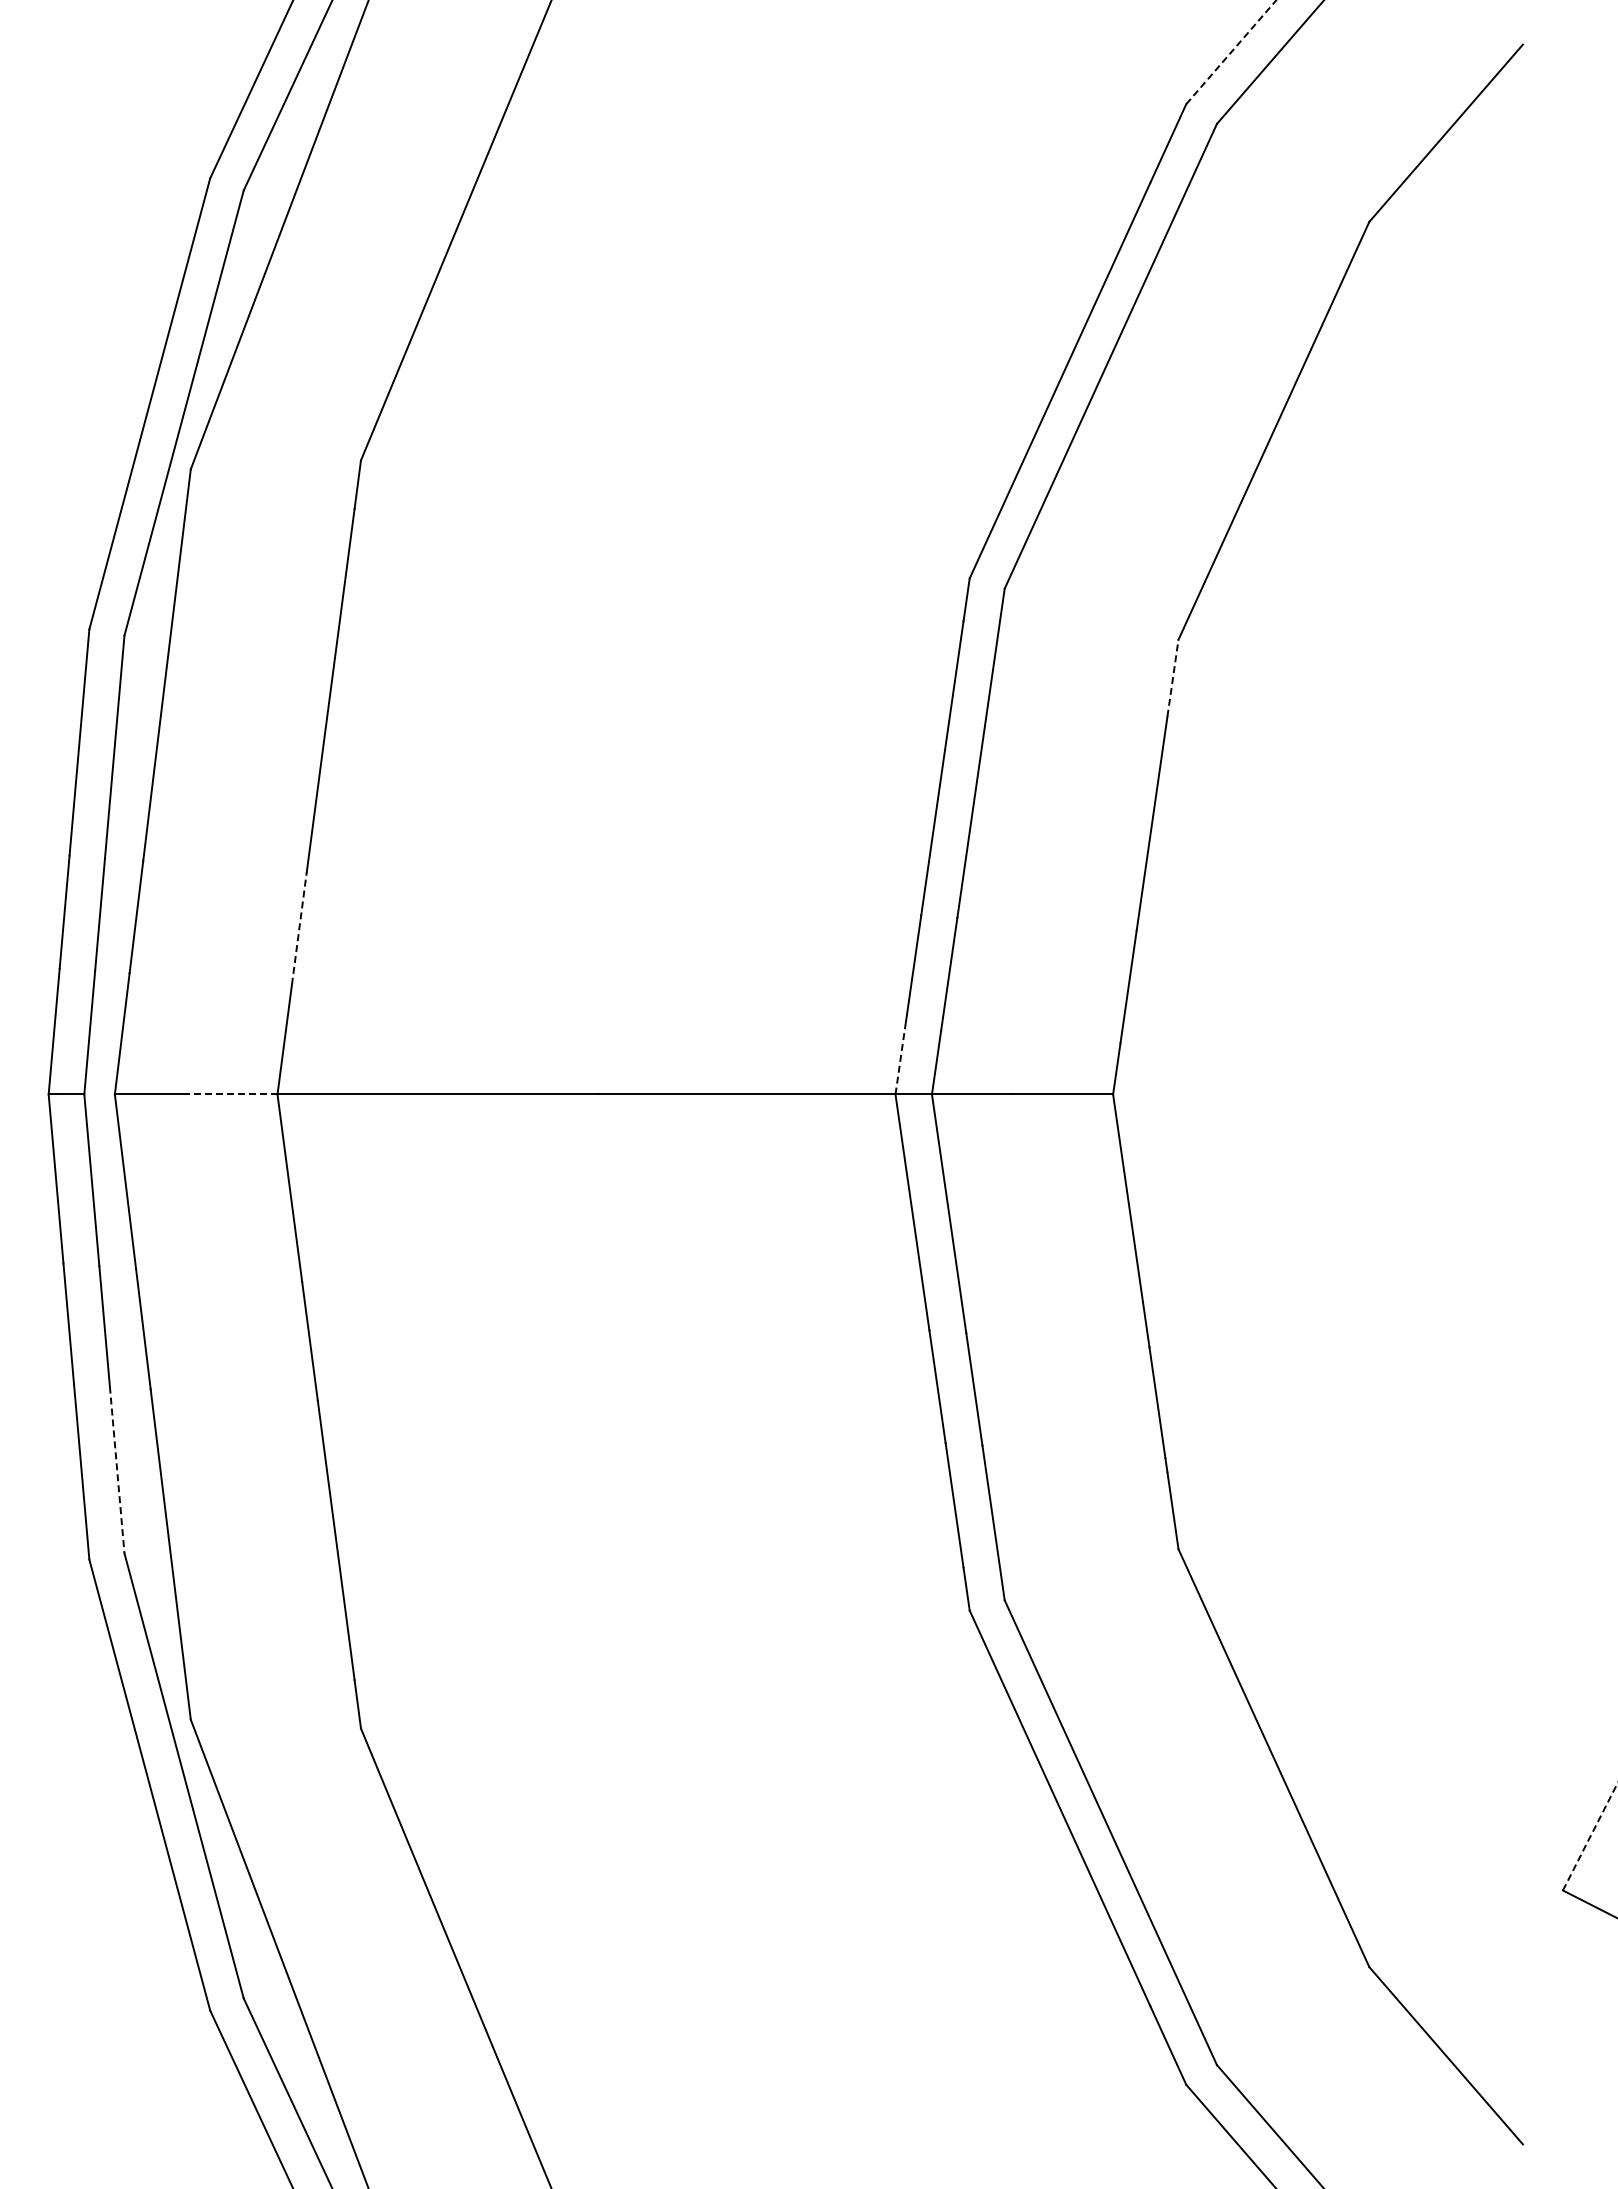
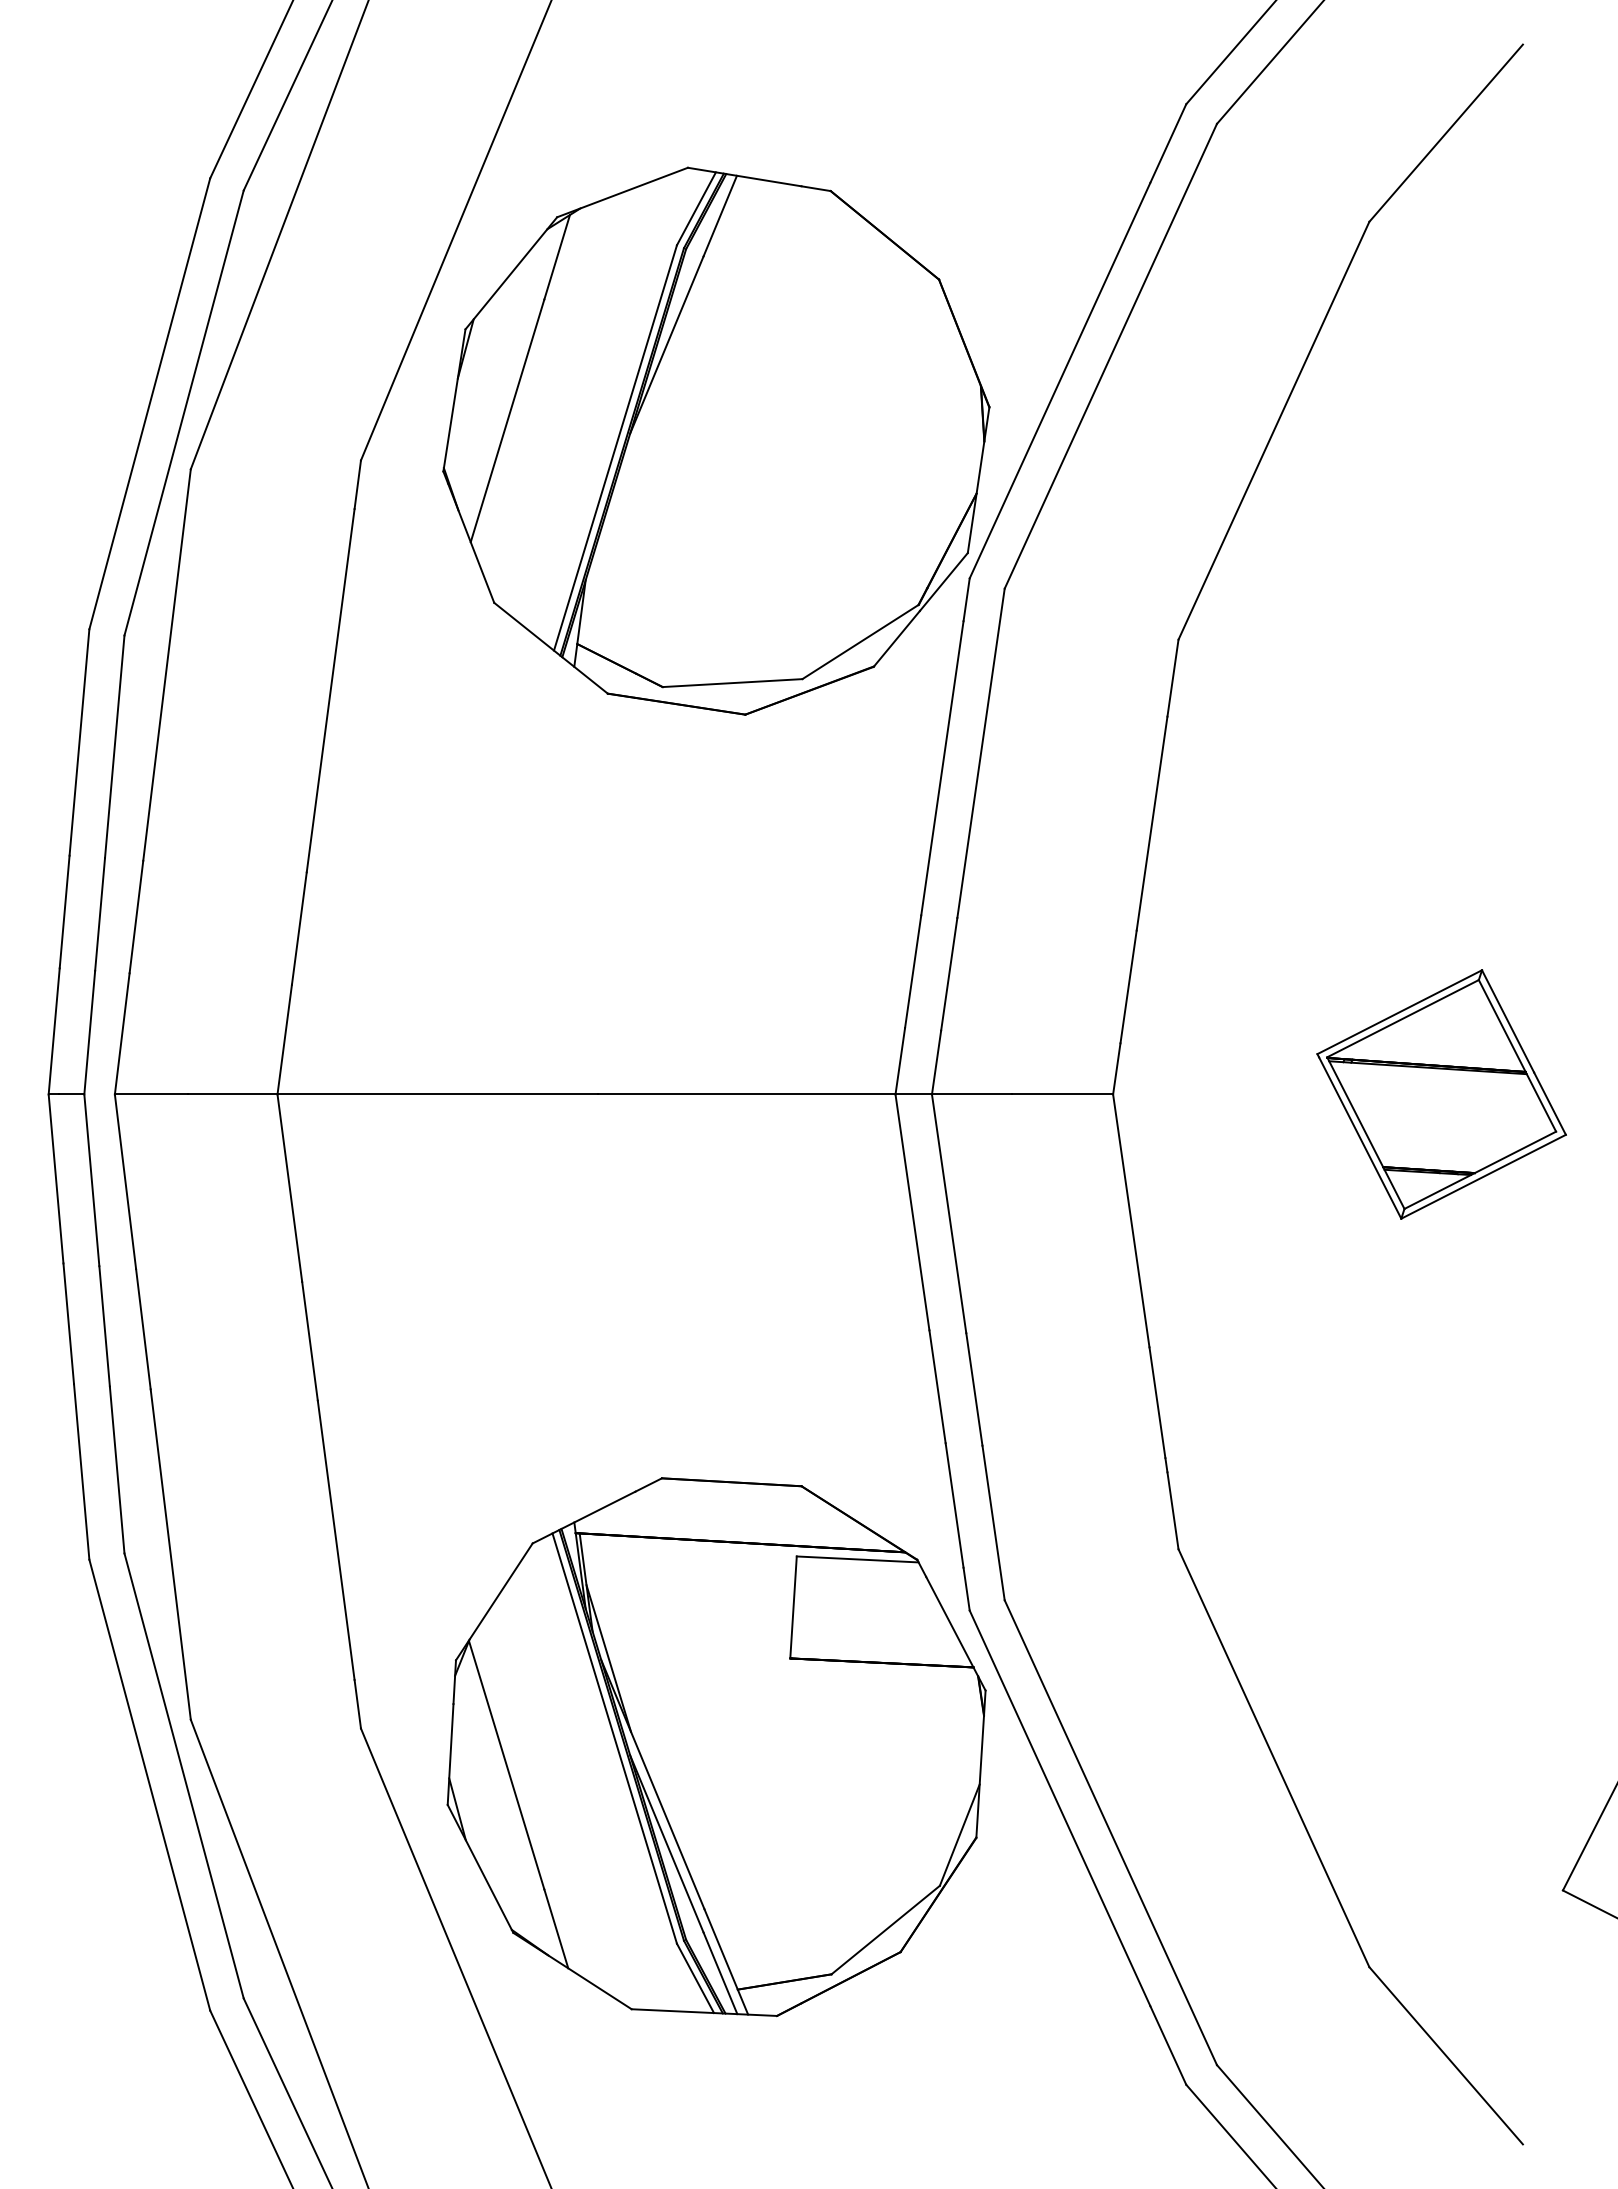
line: dashed -> solid (1231, 52)
part: none -> present (716, 440)
line: dashed -> solid (1172, 678)
line: dashed -> solid (299, 928)
line: dashed -> solid (900, 1061)
line: dashed -> solid (232, 1094)
part: none -> present (1441, 1094)
line: dashed -> solid (117, 1470)
part: none -> present (716, 1747)
line: dashed -> solid (1590, 1836)
